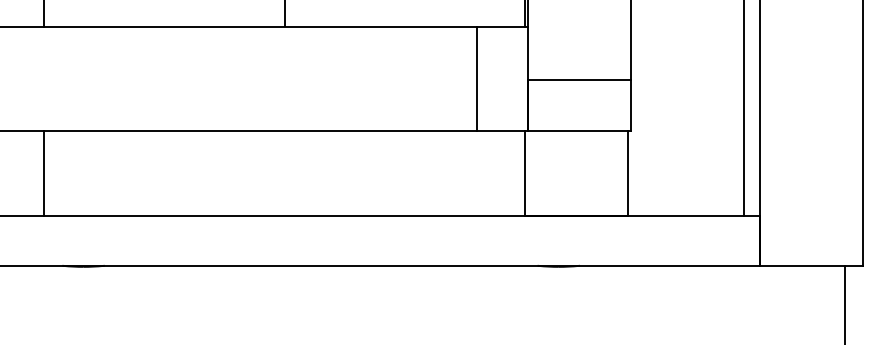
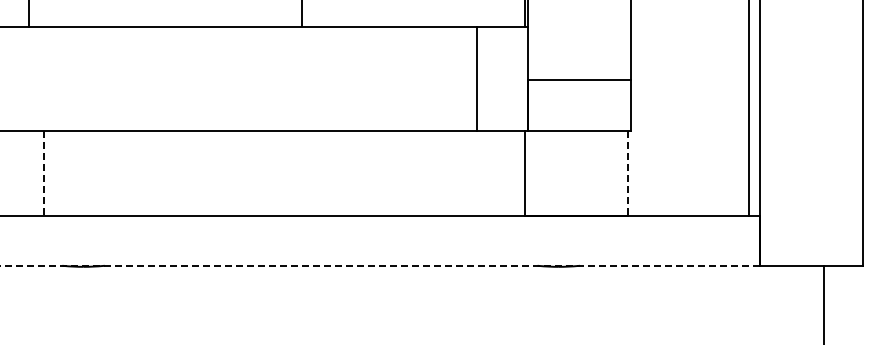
line position: (44, 14) -> (29, 14) (29, 14)
line position: (284, 14) -> (301, 14) (301, 14)
line position: (743, 108) -> (748, 108) (748, 108)
line: solid -> dashed (44, 173)
line: solid -> dashed (628, 173)
line: solid -> dashed (379, 265)
line position: (845, 303) -> (824, 303) (824, 303)
